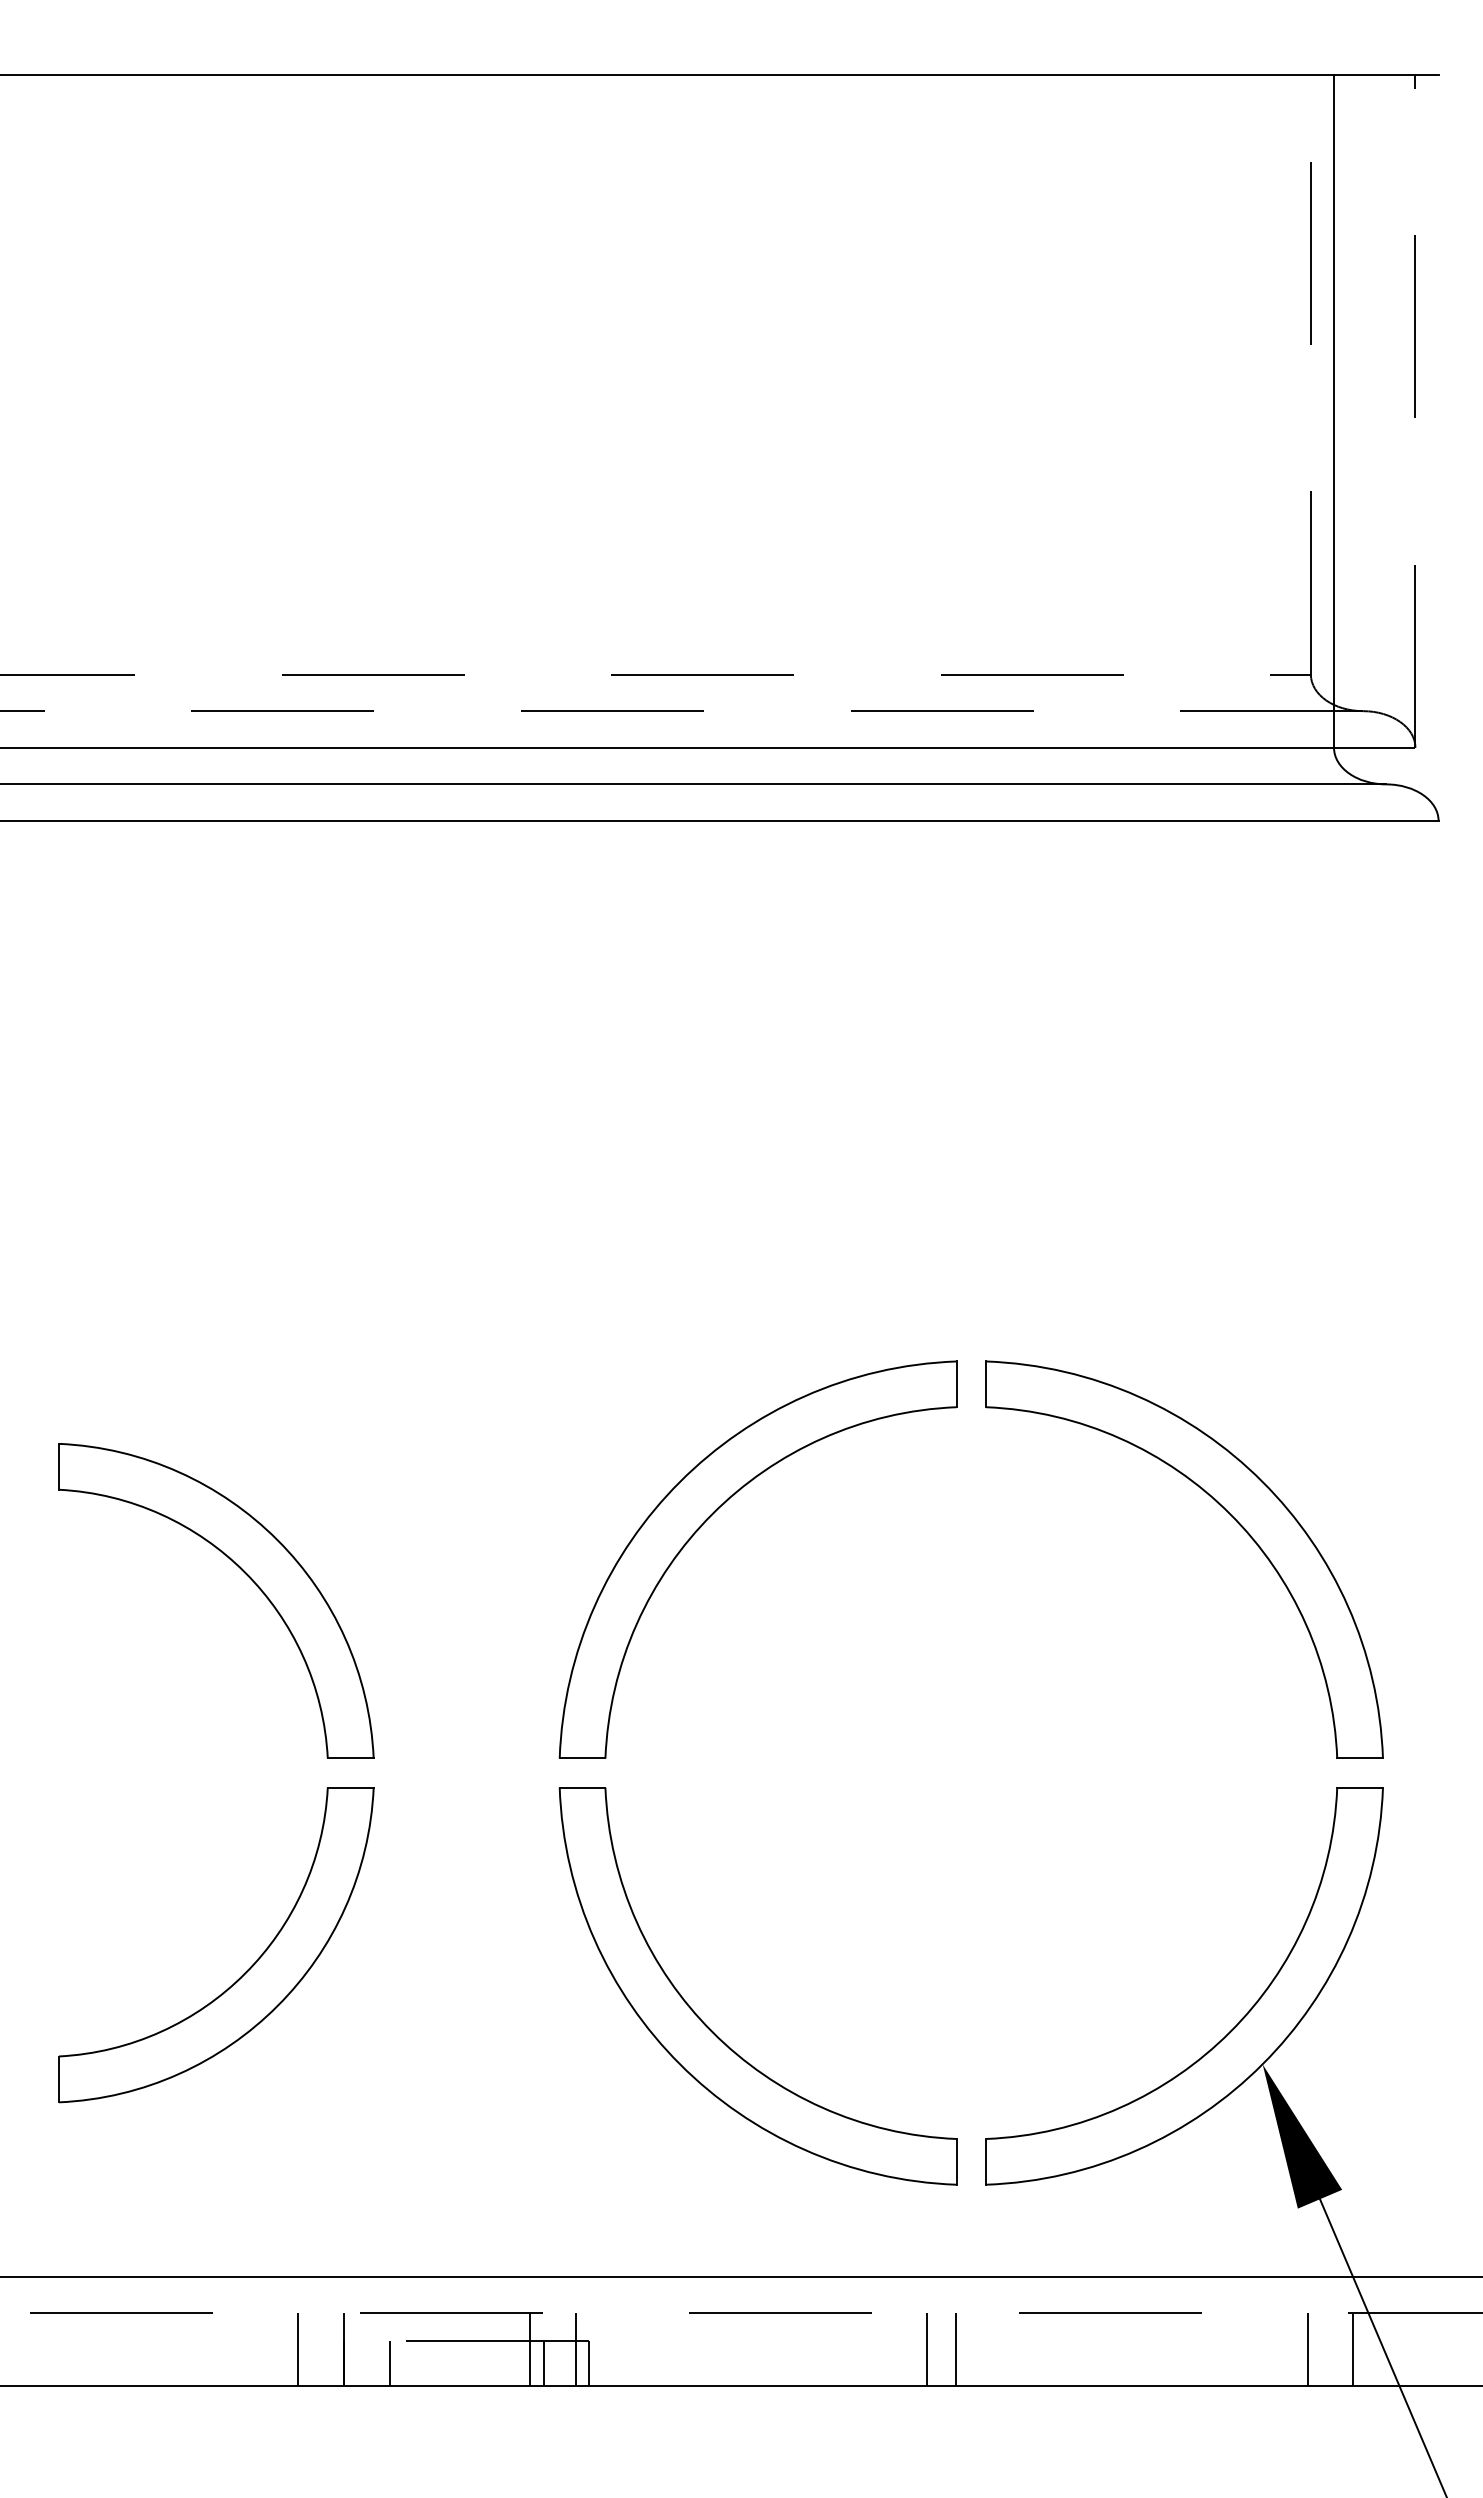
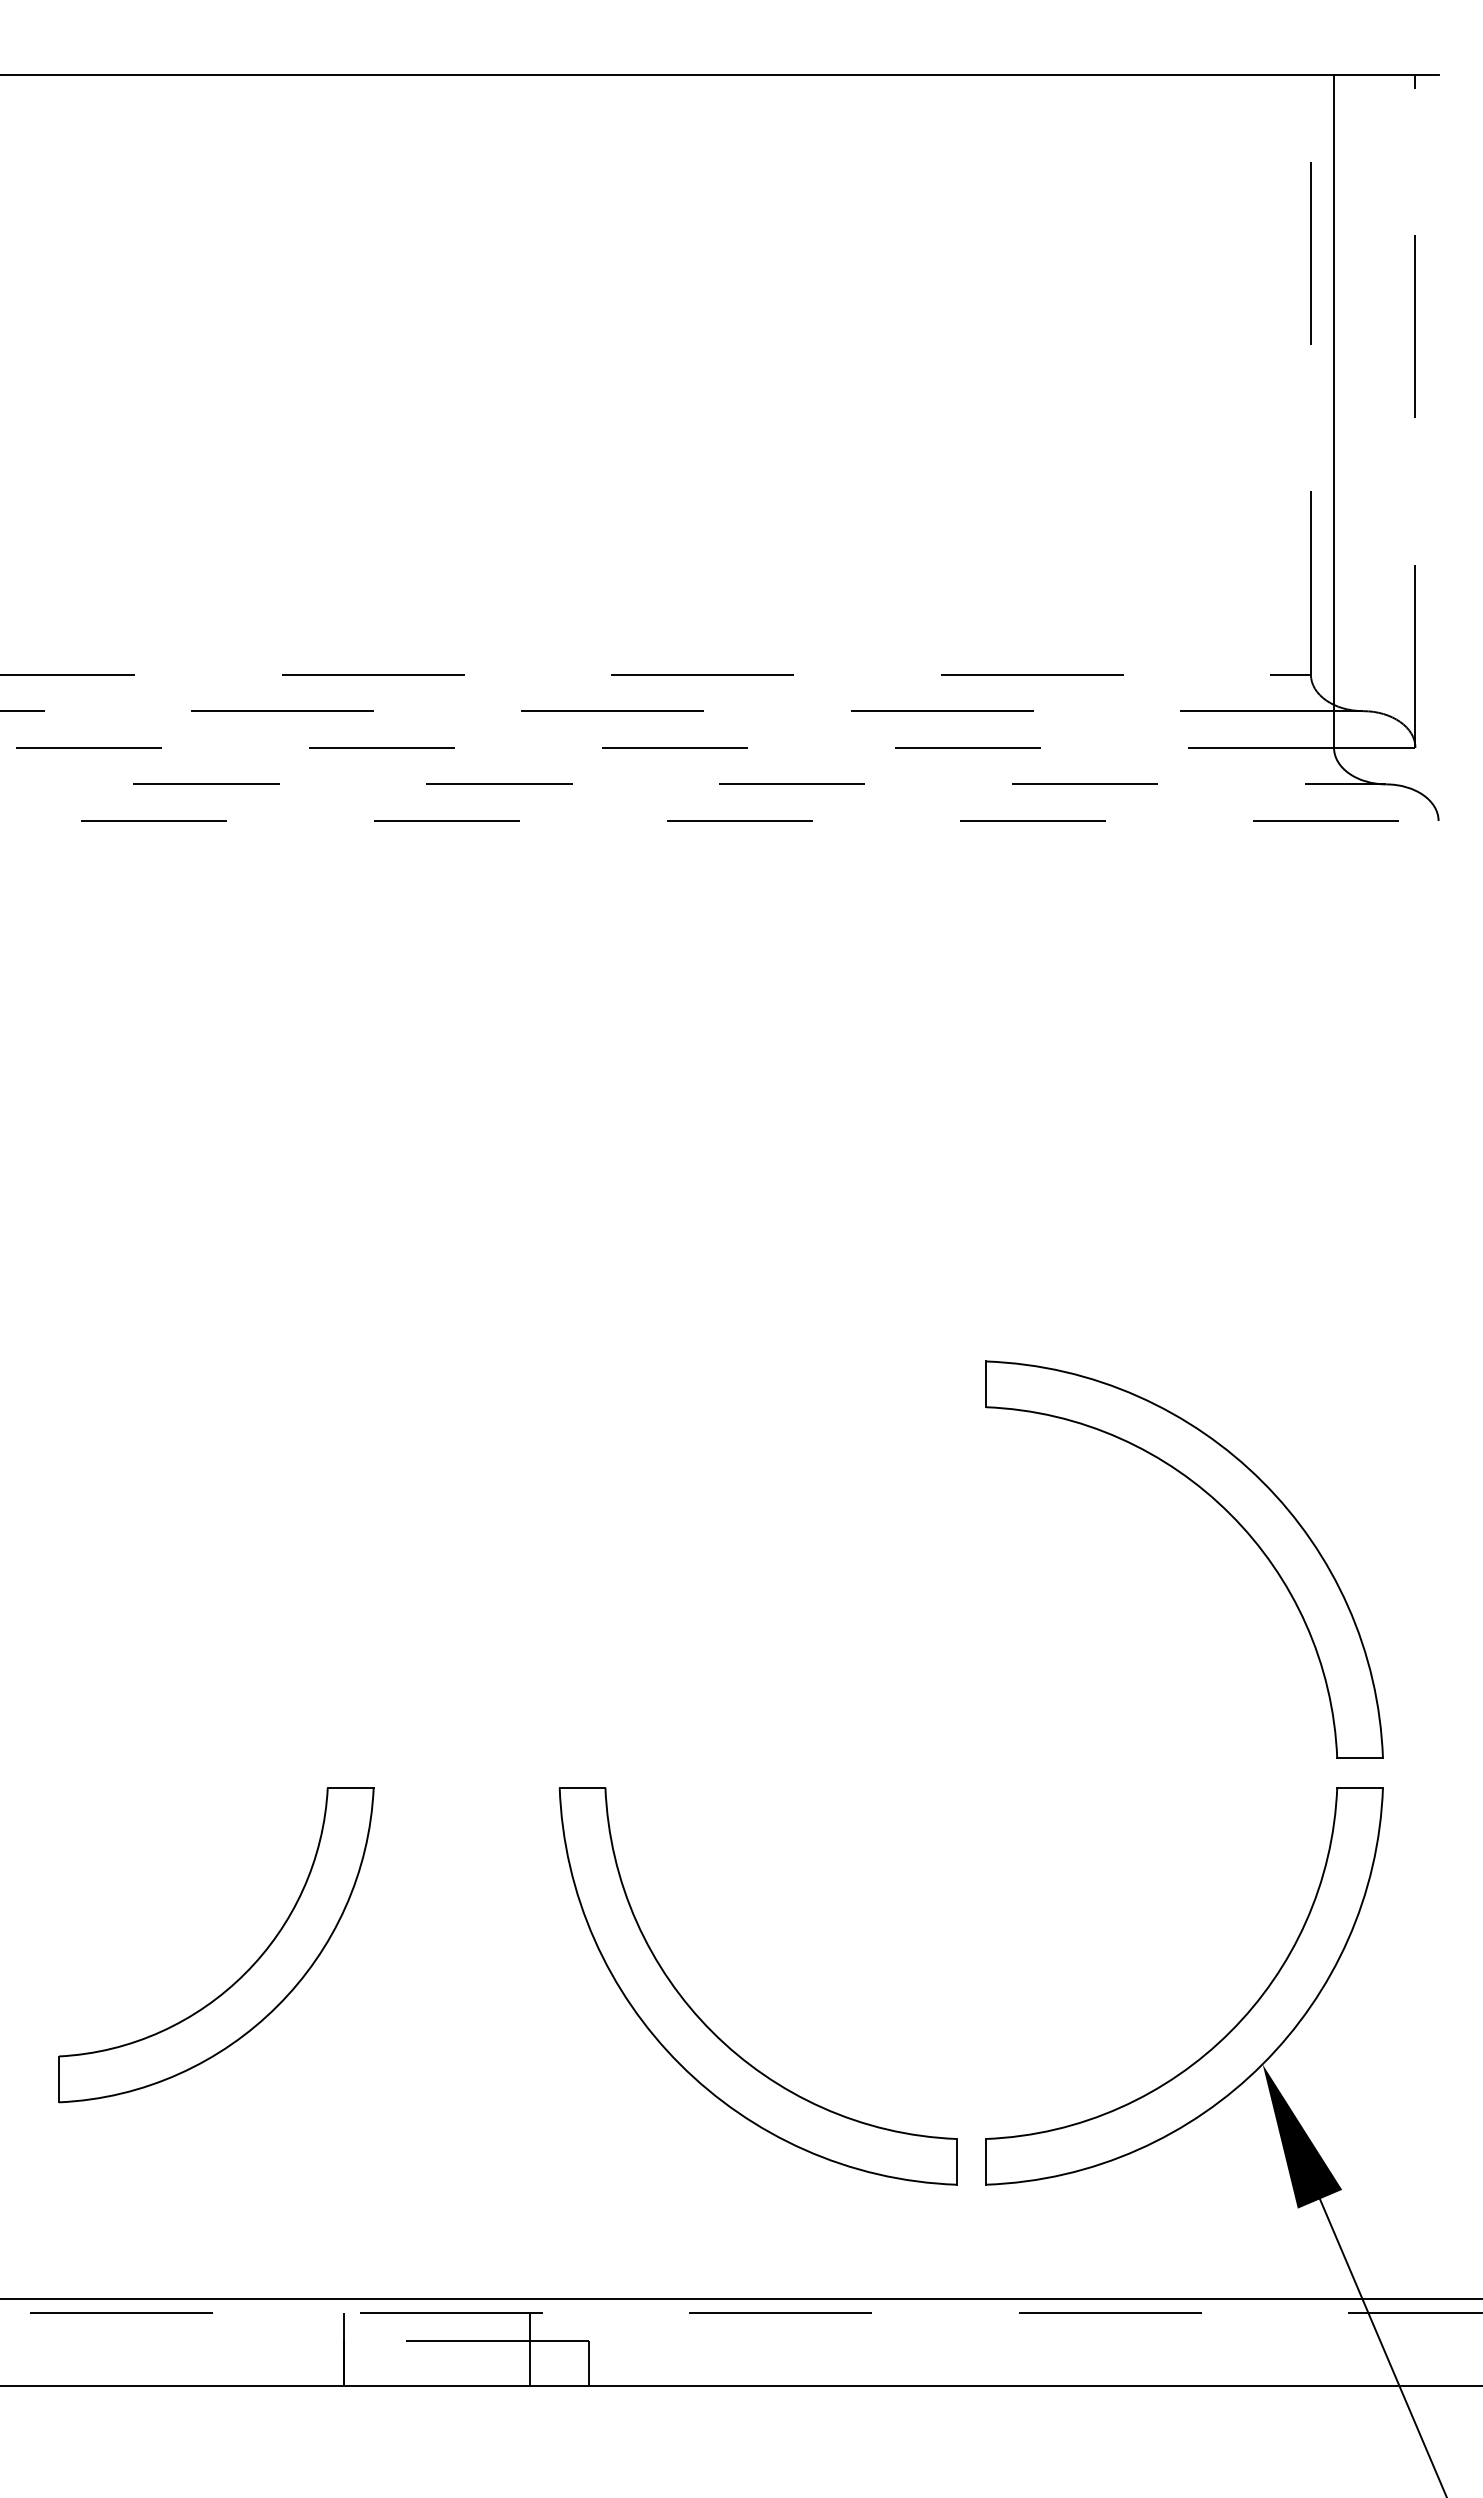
line: solid -> dashed (667, 747)
line: solid -> dashed (693, 784)
line: solid -> dashed (719, 821)
part: present -> none (713, 1514)
part: present -> none (243, 1572)
line position: (740, 2276) -> (740, 2298) (740, 2298)
line: present -> none (298, 2349)
line: present -> none (575, 2349)
line: present -> none (926, 2349)
line: present -> none (956, 2349)
line: present -> none (1307, 2349)
line: present -> none (1353, 2349)
line: present -> none (389, 2363)
line: present -> none (543, 2363)
